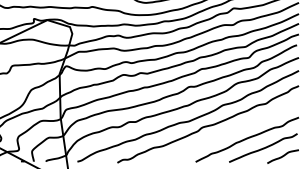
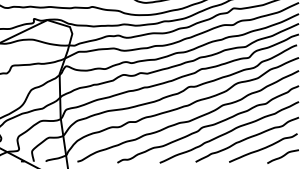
curve: none -> present (229, 132)
